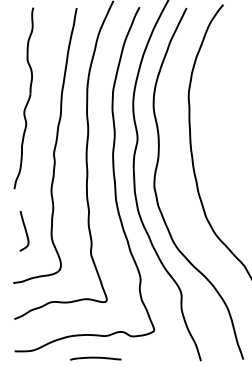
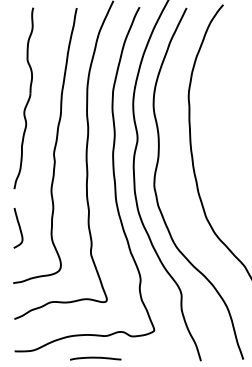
curve position: (25, 231) -> (19, 228) (19, 228)
